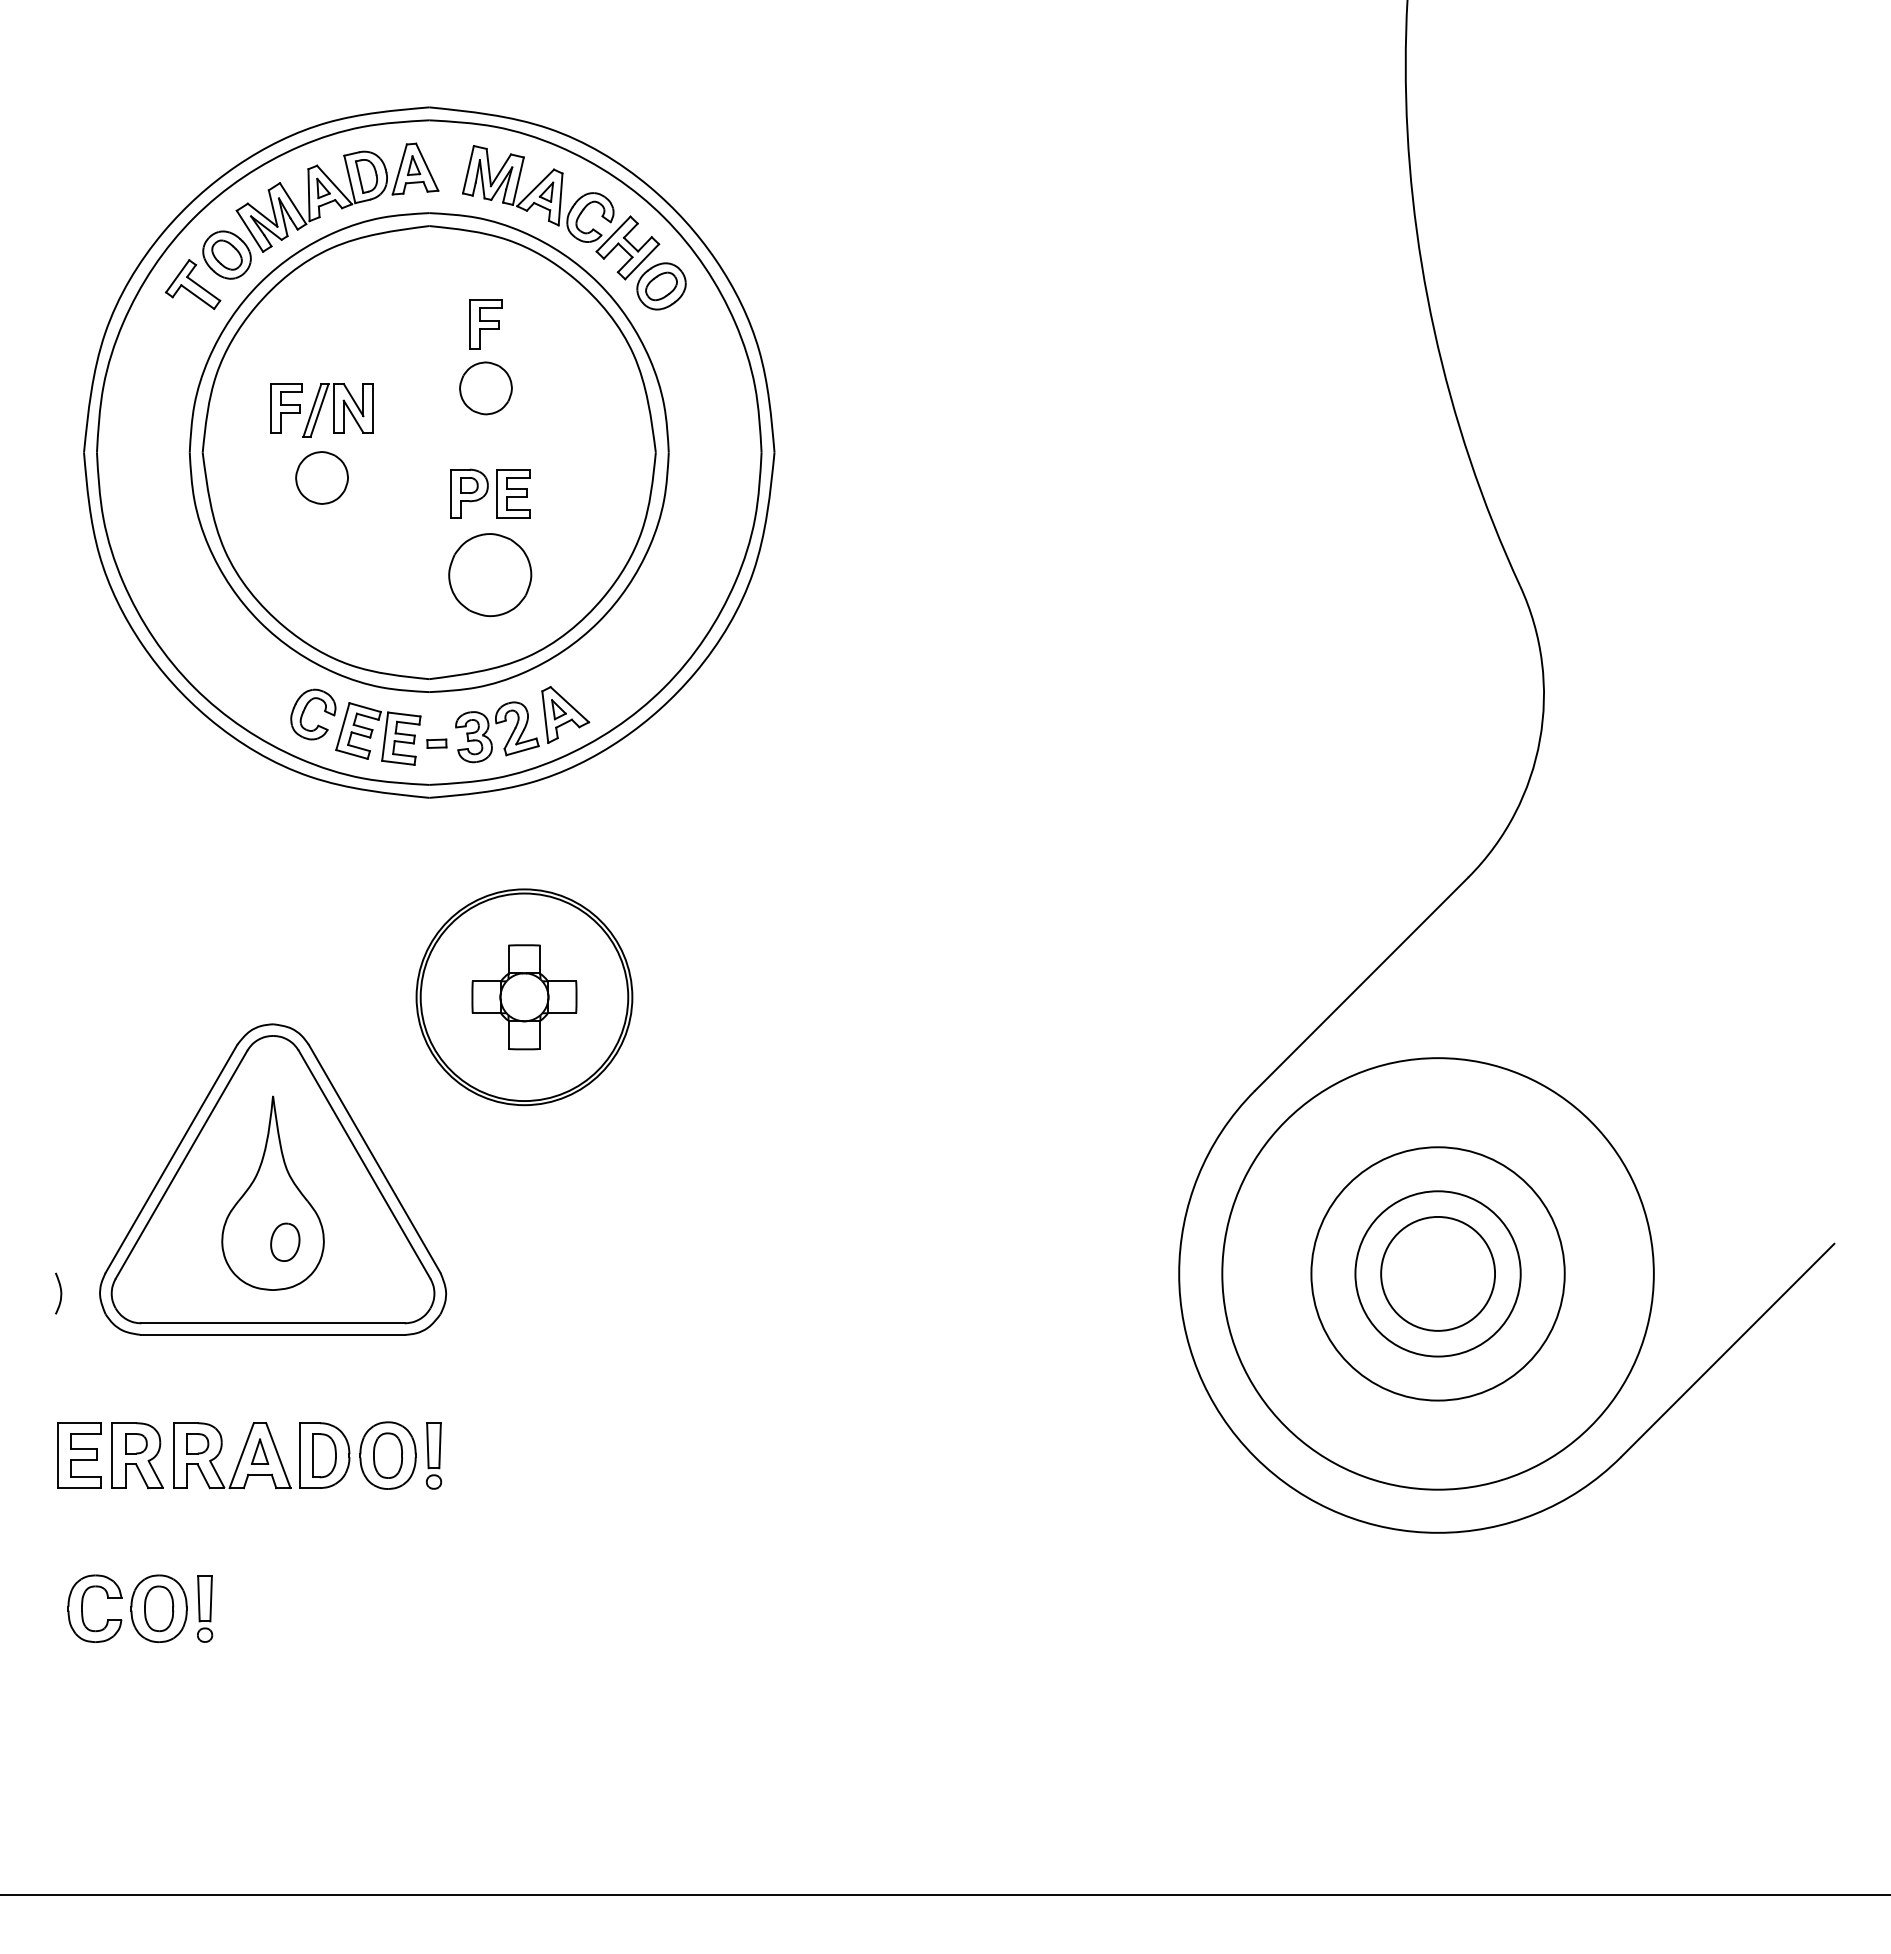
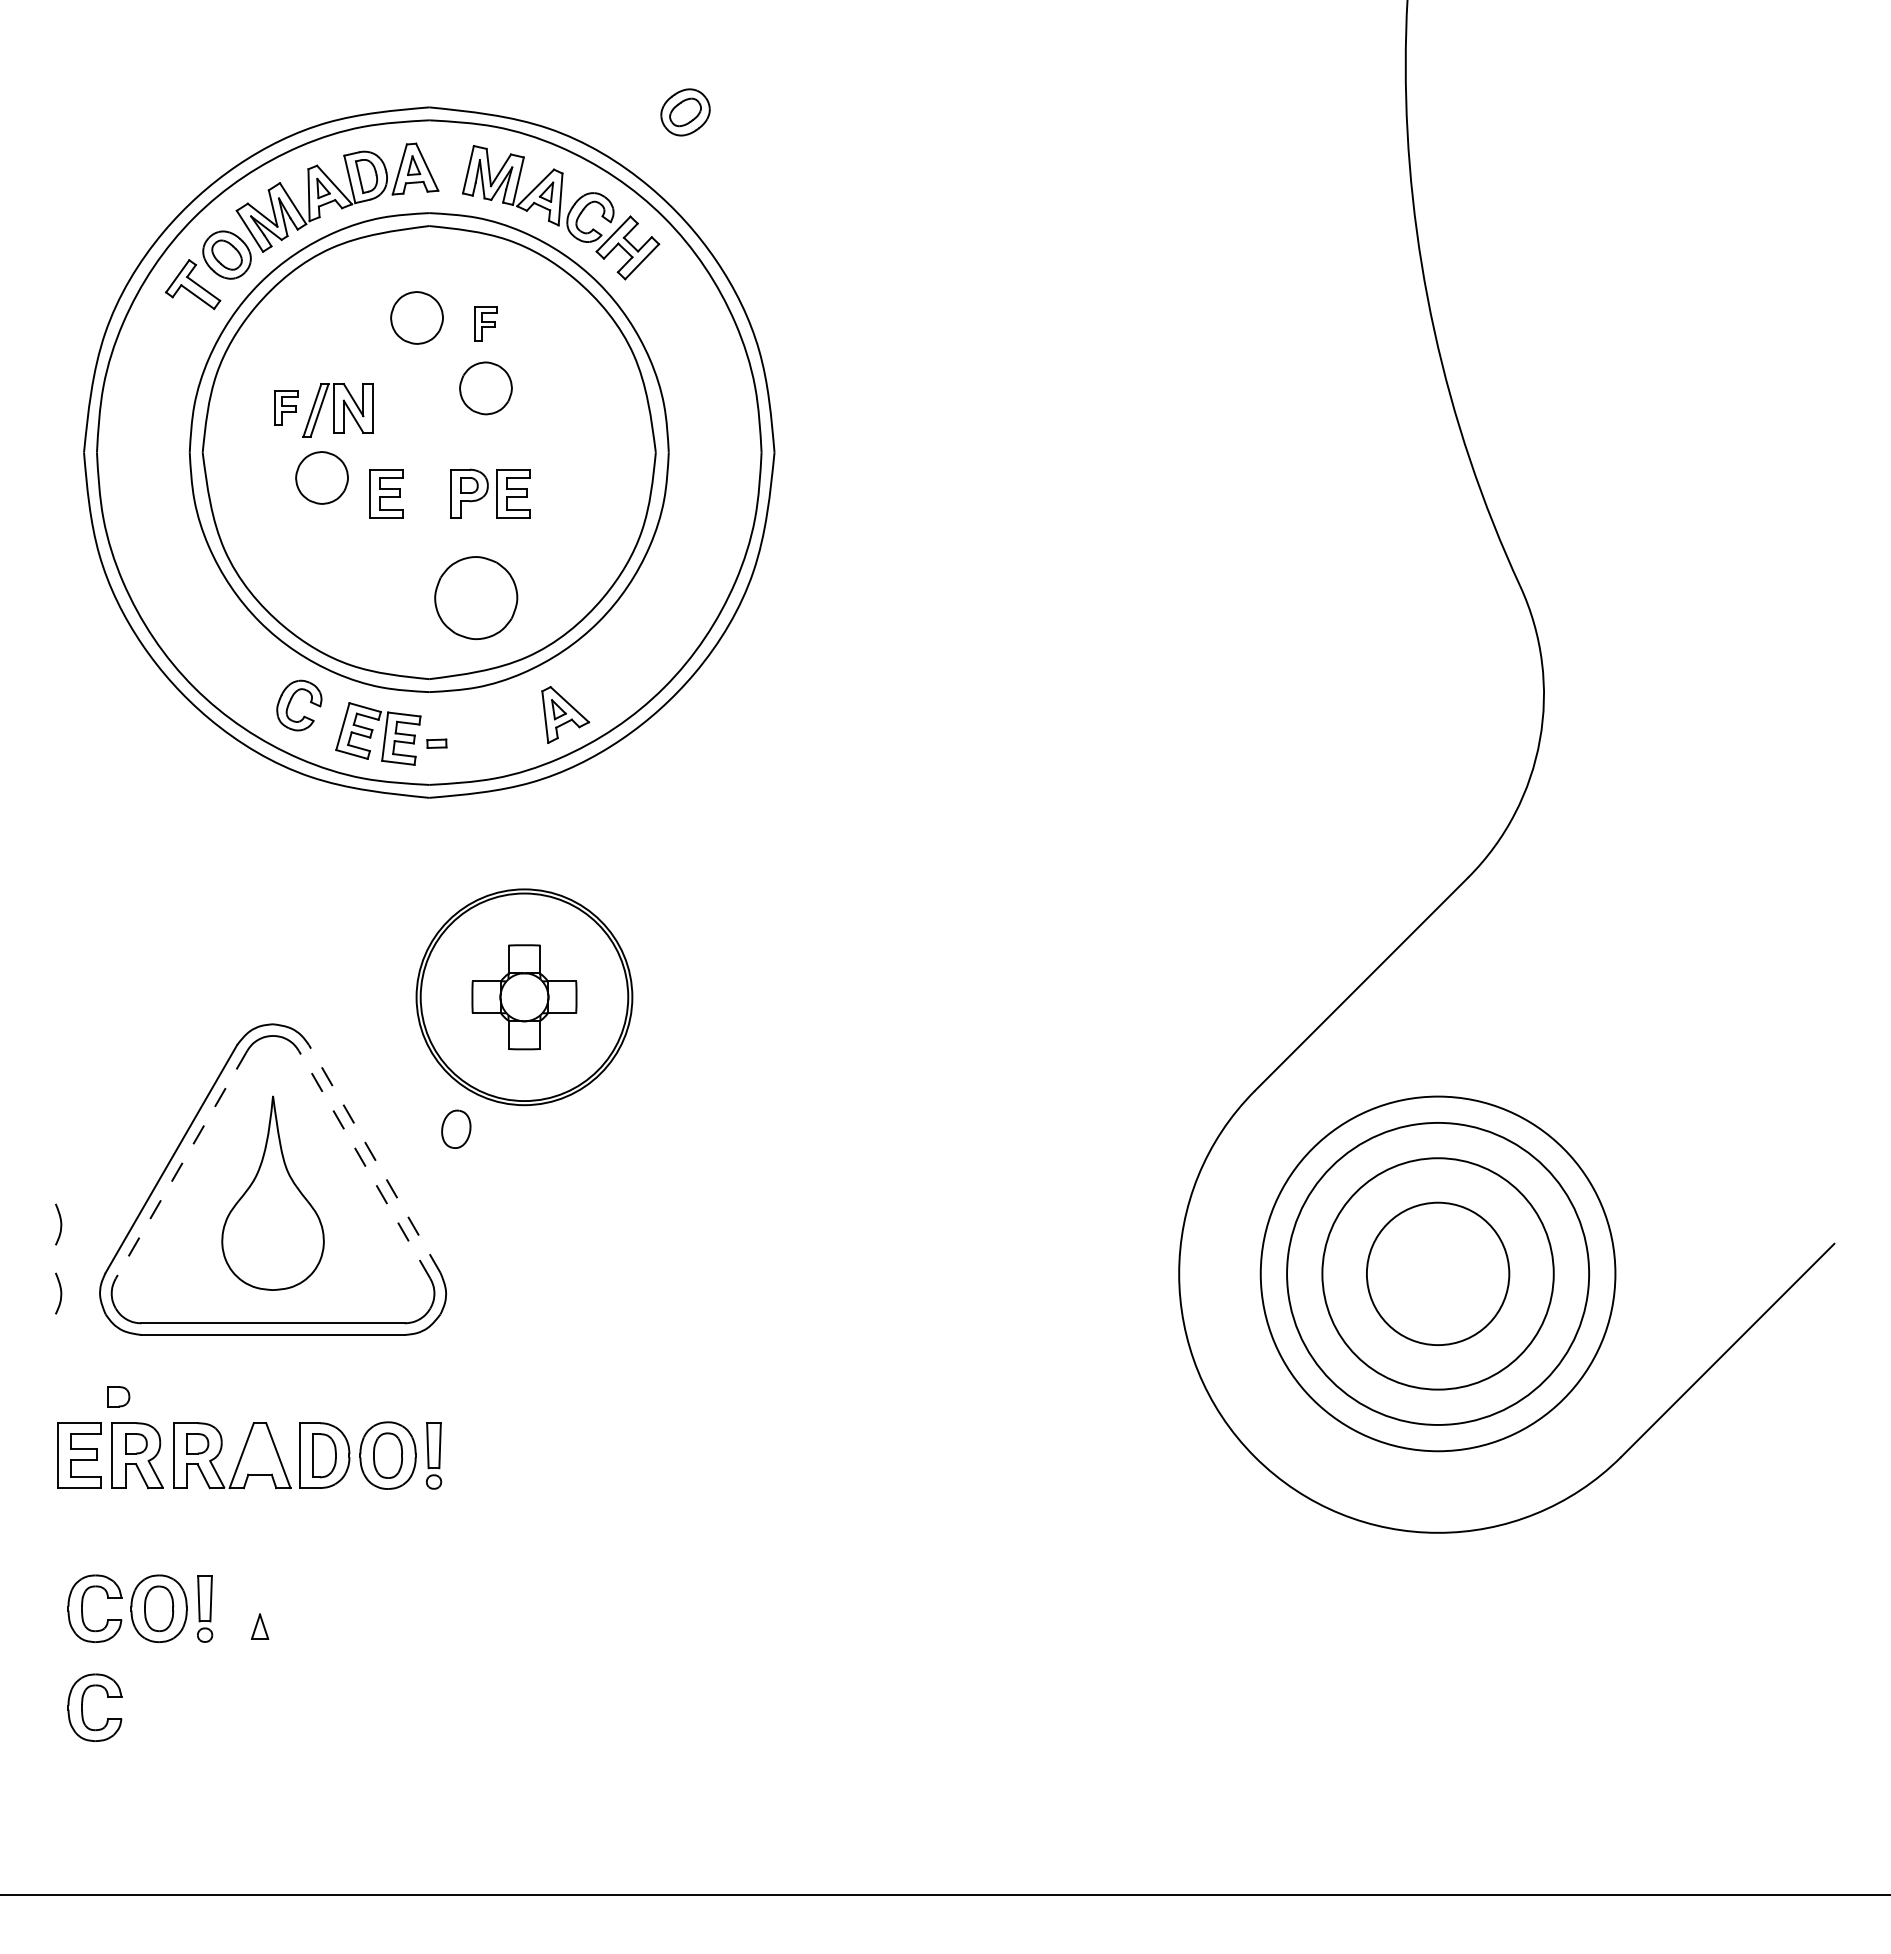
part position: (661, 286) -> (685, 112) (685, 112)
part: none -> present (416, 317)
part size: 34x51 px -> 24x36 px (485, 323)
part size: 33x51 px -> 25x36 px (286, 407)
part: none -> present (386, 493)
part position: (490, 575) -> (476, 598) (476, 598)
part position: (304, 712) -> (290, 703) (290, 703)
part: present -> none (496, 724)
line: solid -> dashed (374, 1158)
line: solid -> dashed (181, 1164)
line: solid -> dashed (364, 1164)
curve: none -> present (60, 1224)
part position: (285, 1241) -> (456, 1128) (456, 1128)
circle diameter: 165 px -> 231 px (1437, 1273)
circle diameter: 253 px -> 355 px (1437, 1273)
circle diameter: 432 px -> 302 px (1438, 1273)
circle diameter: 114 px -> 142 px (1437, 1273)
part: none -> present (118, 1396)
part position: (260, 1451) -> (260, 1626) (260, 1626)
part: none -> present (82, 1707)
